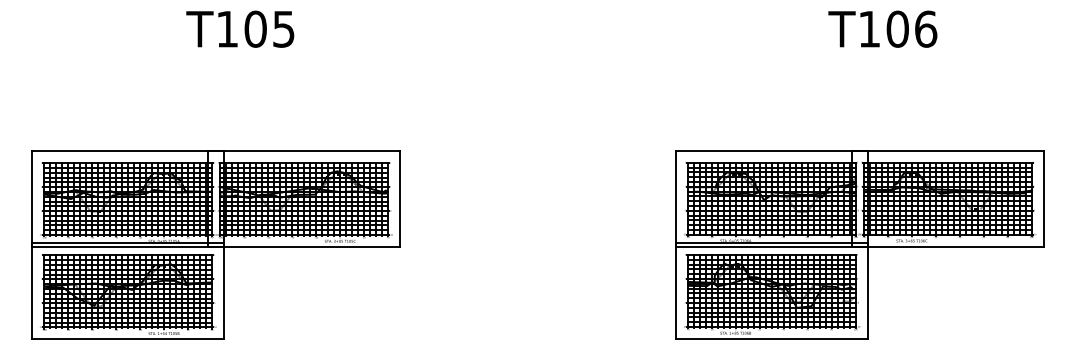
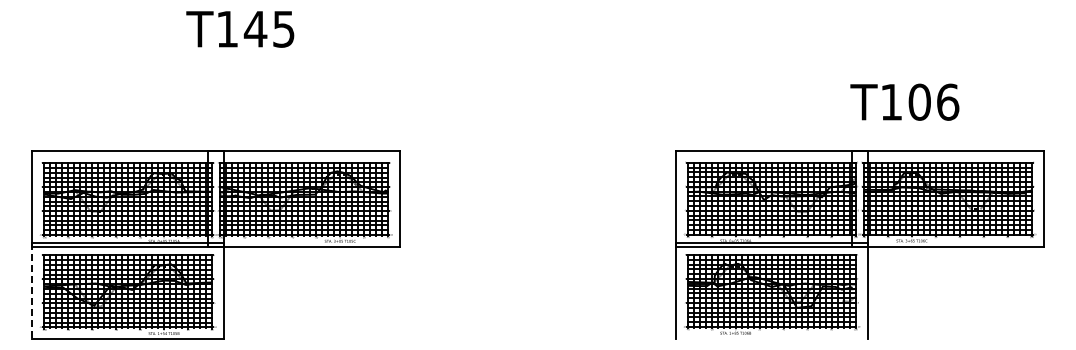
text: T105 -> T145 (255, 28)
text position: (882, 28) -> (904, 101) (904, 101)
line: solid -> dashed (32, 291)
line: present -> none (771, 339)
